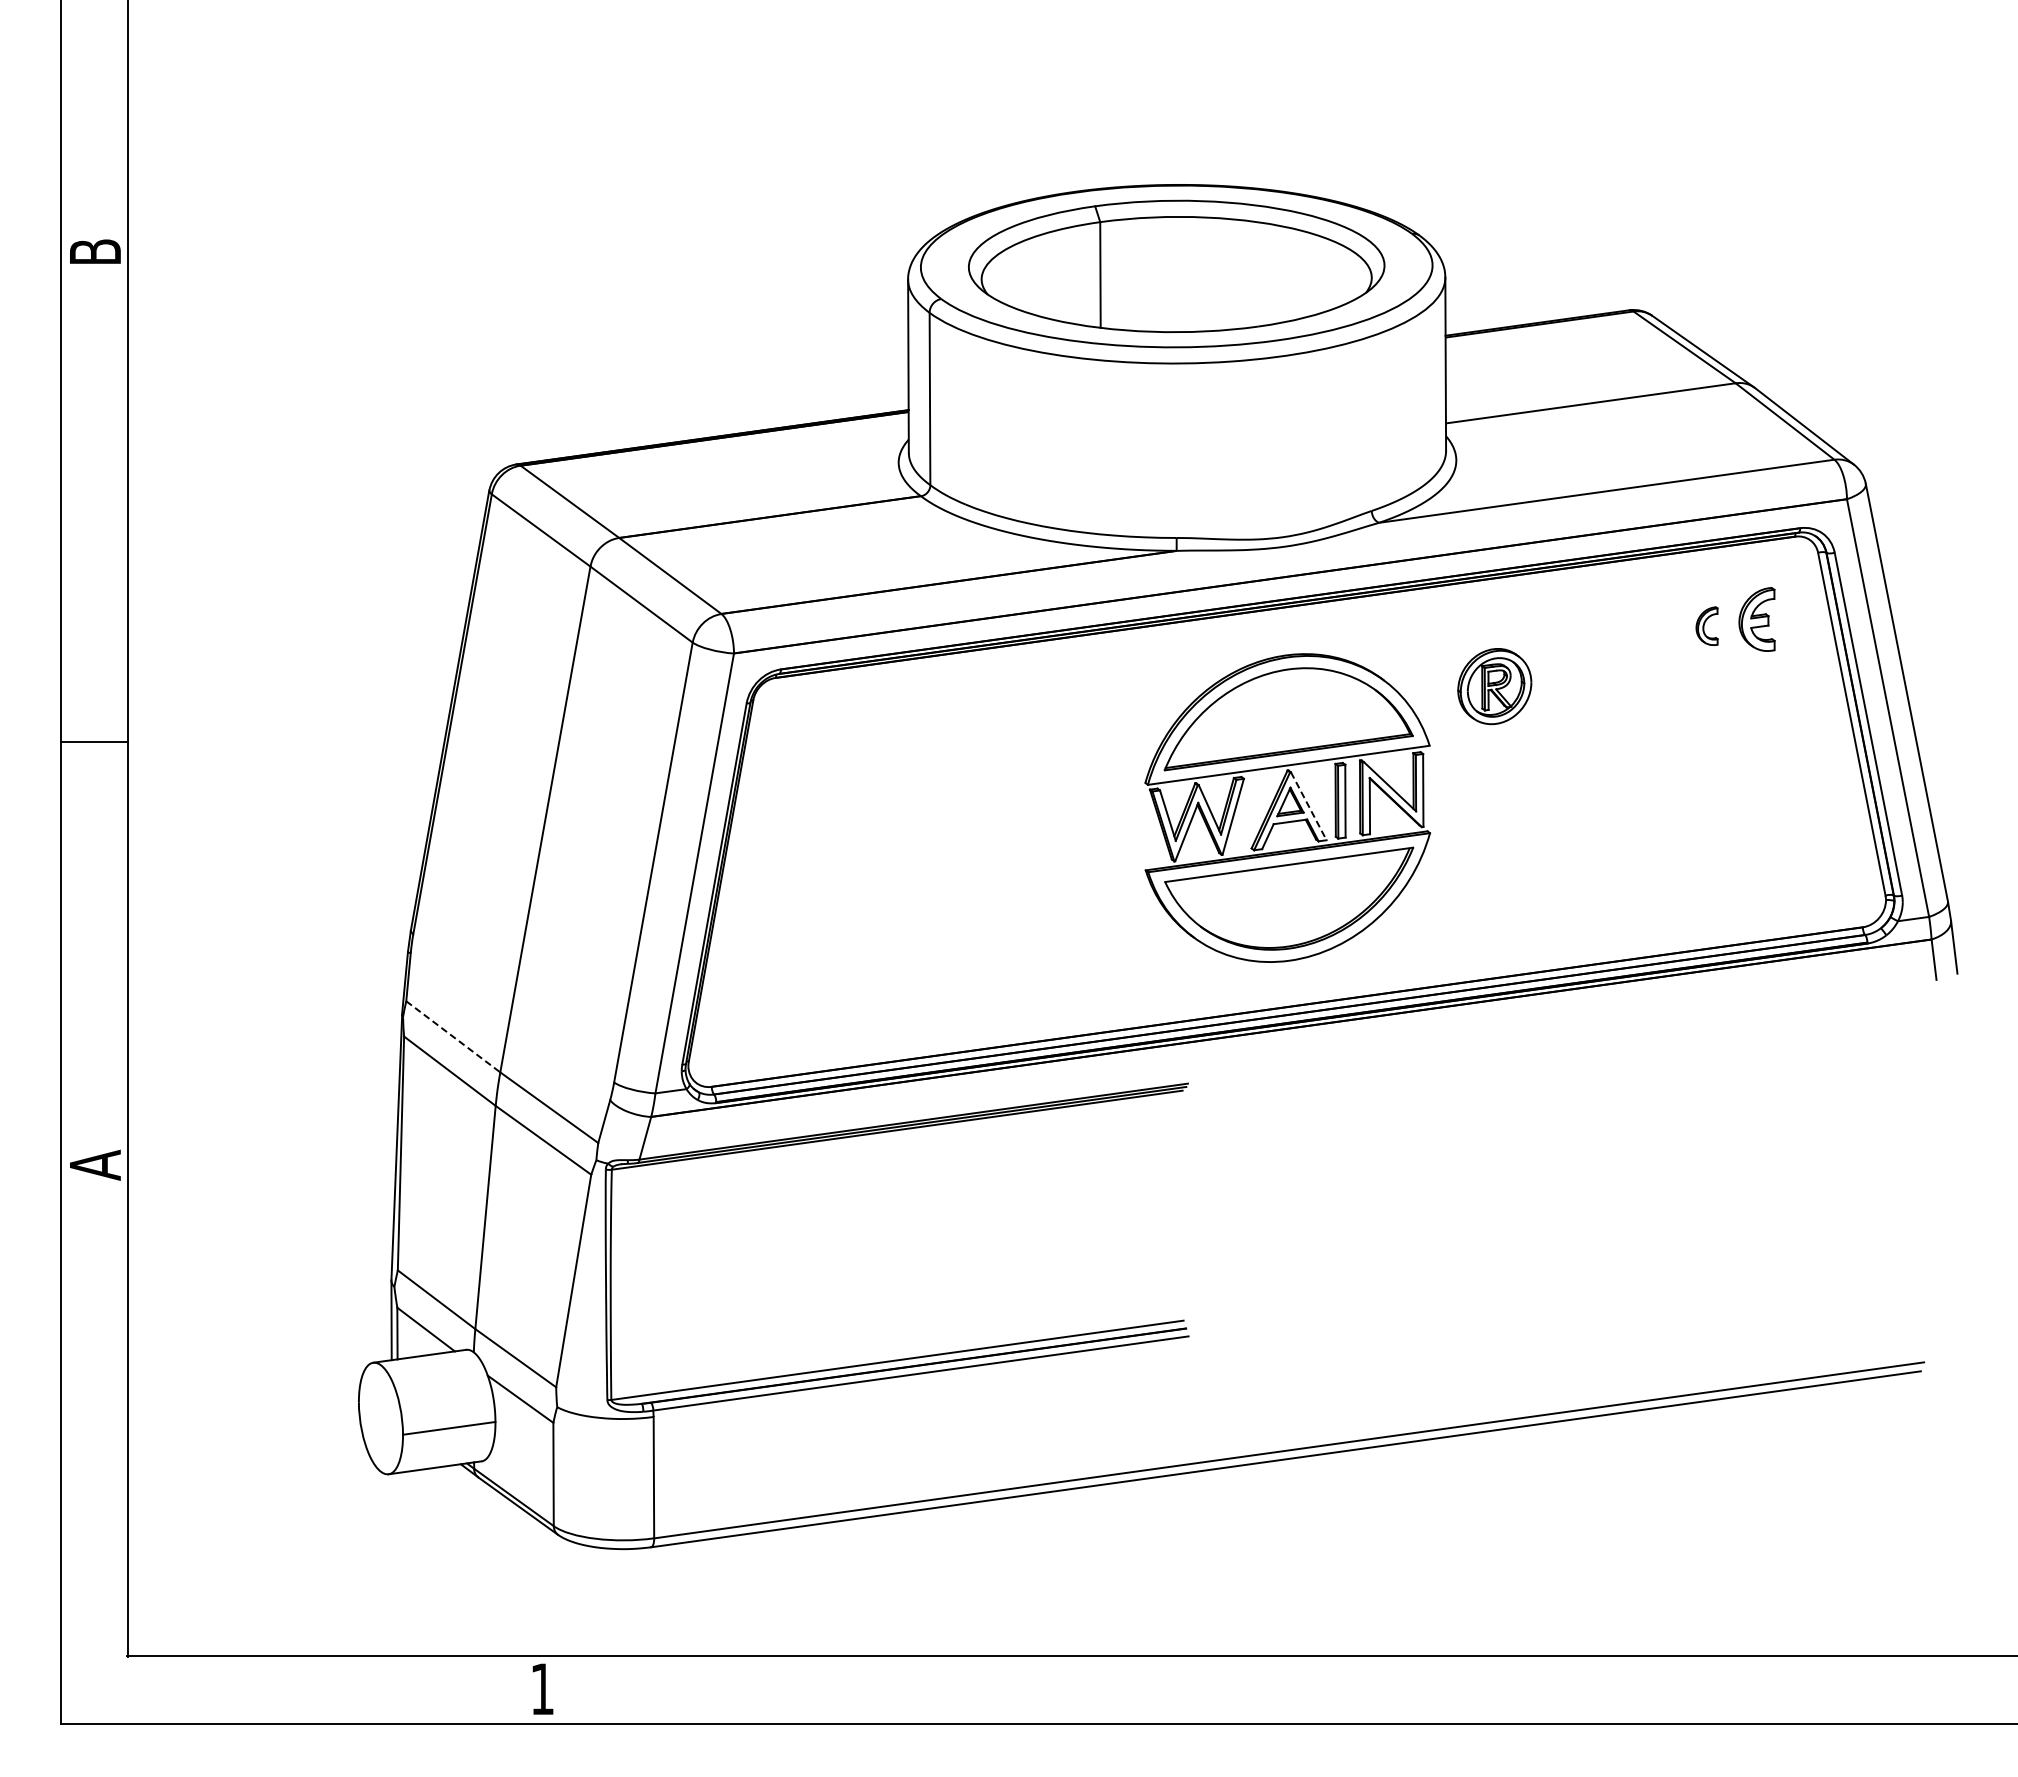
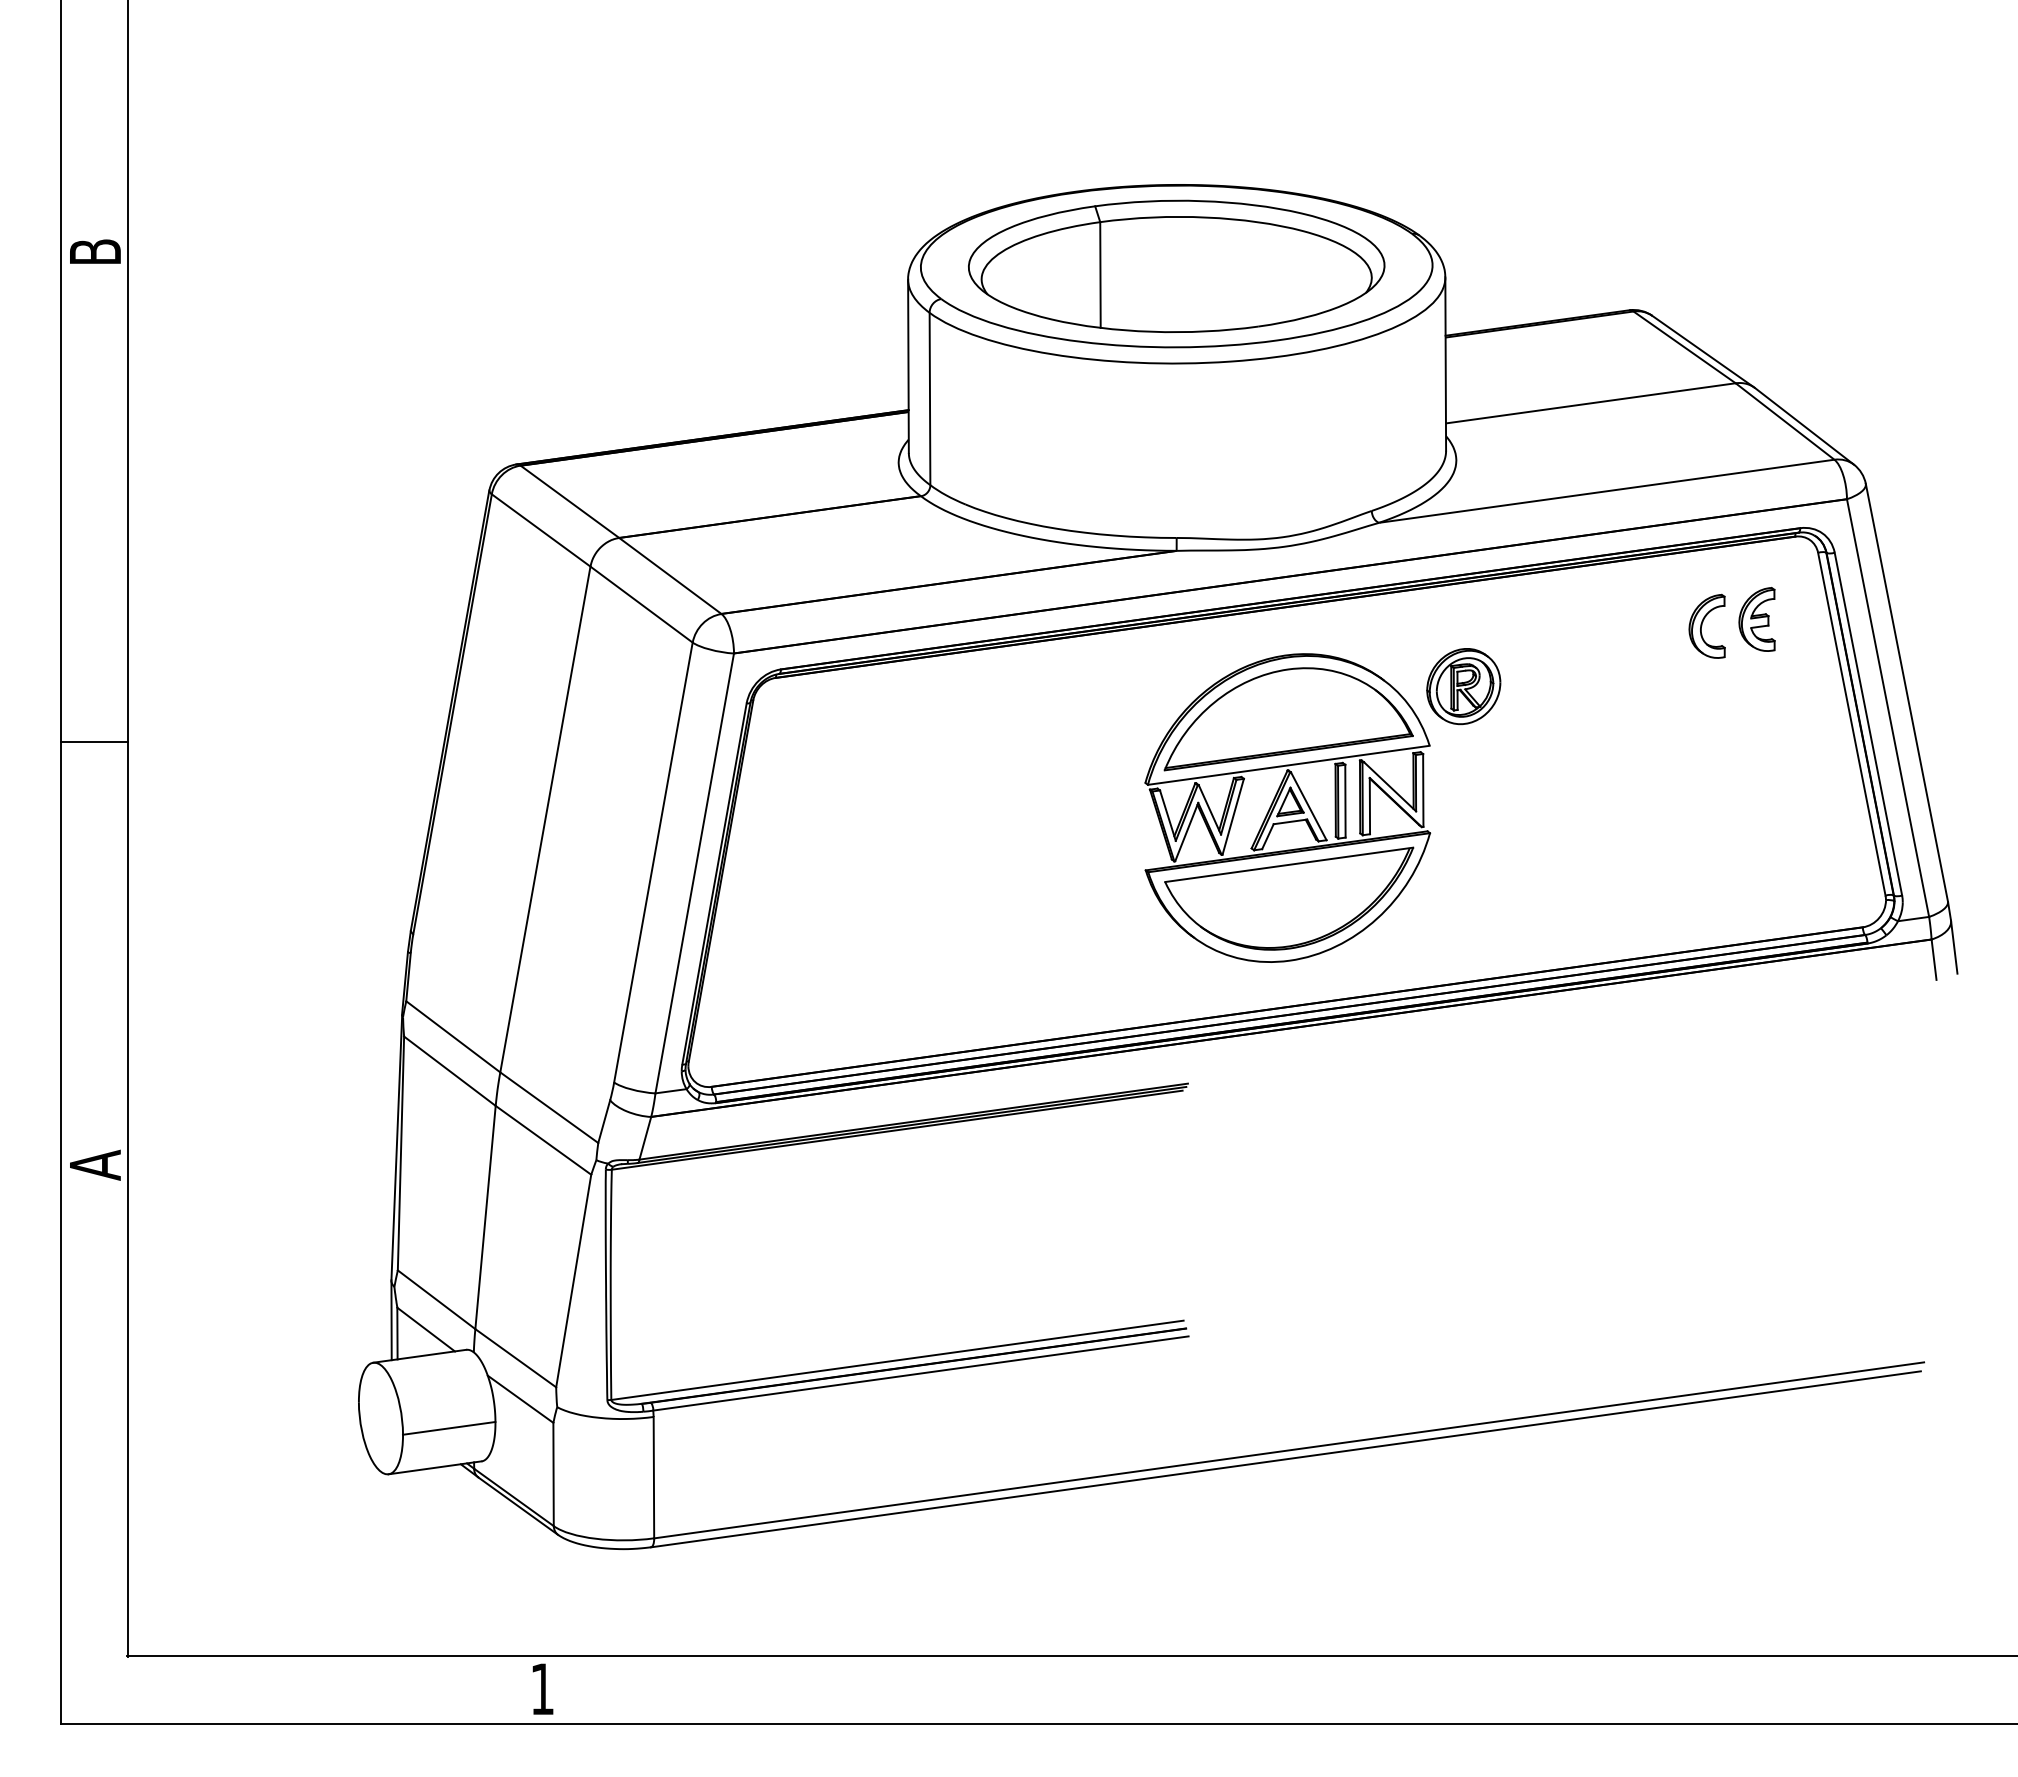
part size: 24x40 px -> 38x66 px (1706, 625)
part position: (1494, 686) -> (1463, 686) (1463, 686)
line: dashed -> solid (1309, 806)
line: dashed -> solid (453, 1036)
